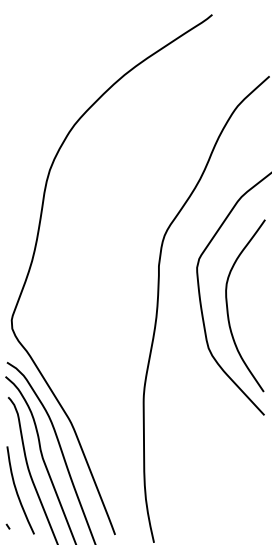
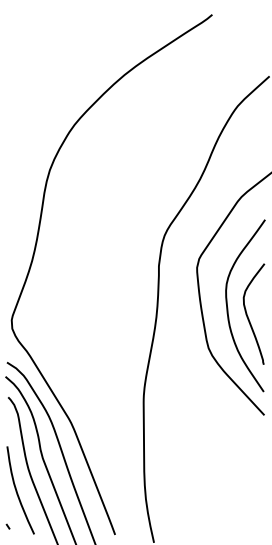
curve: none -> present (248, 316)
